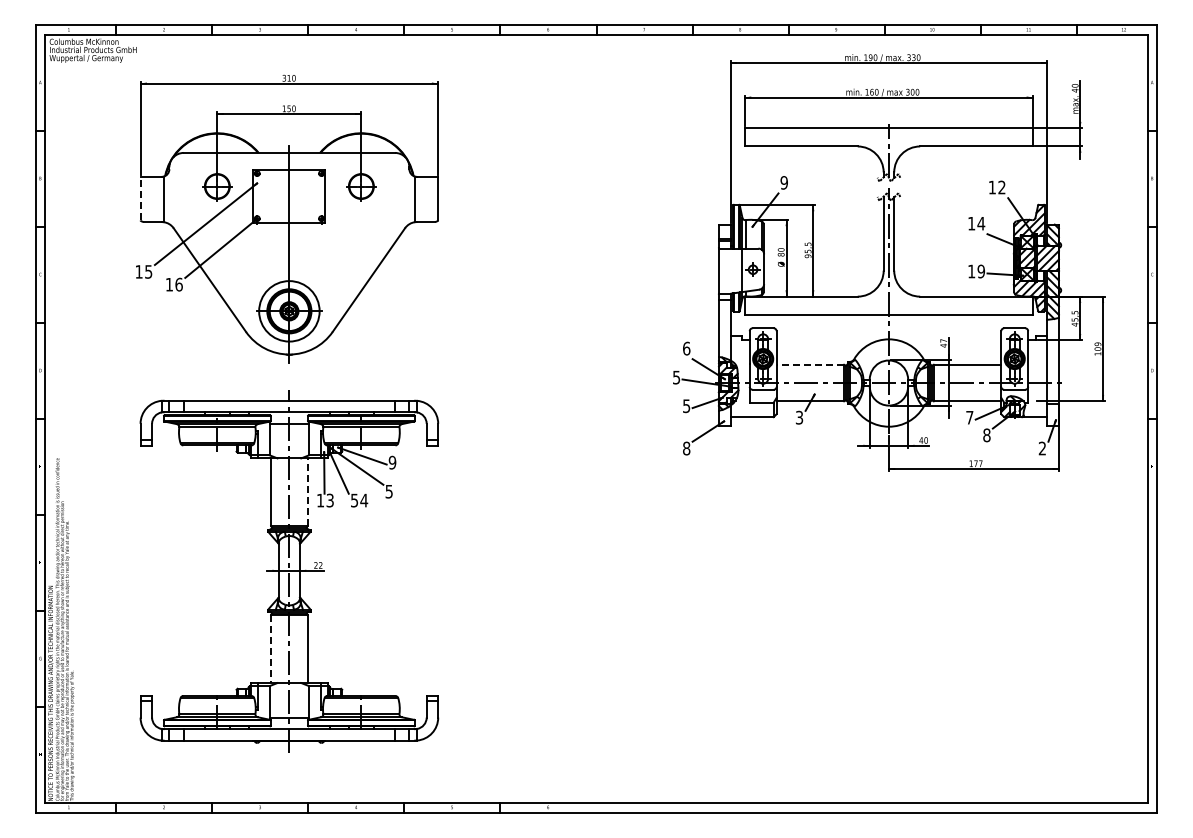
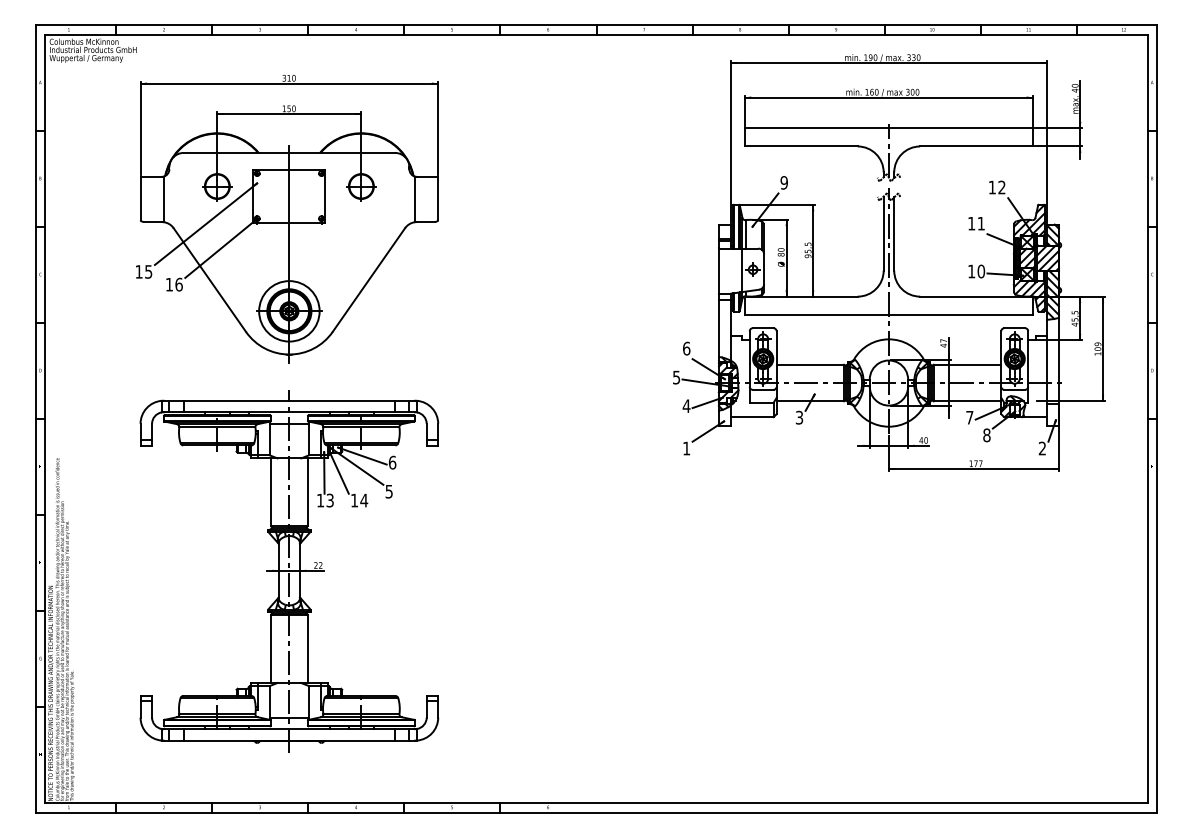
line: dashed -> solid (140, 198)
text: 14 -> 11 (981, 223)
text: 19 -> 10 (980, 271)
line: dashed -> solid (810, 364)
text: 5 -> 4 (686, 406)
text: 8 -> 1 (686, 448)
text: 9 -> 6 (392, 462)
line: dashed -> solid (307, 492)
text: 54 -> 14 (354, 500)
line: dashed -> solid (271, 649)
